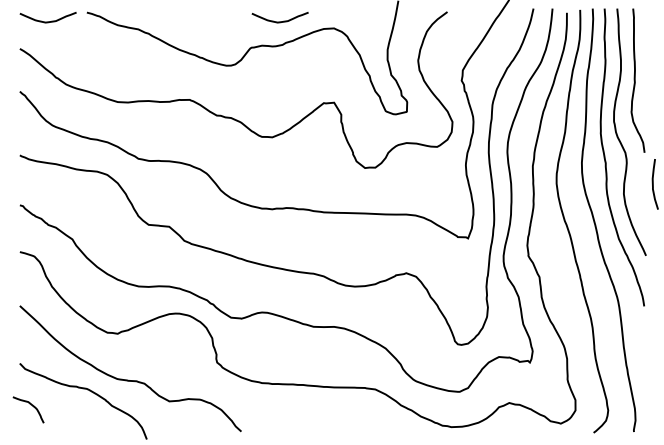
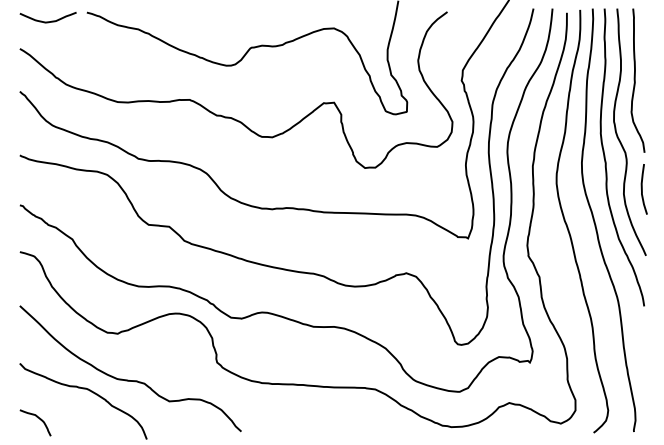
curve: present -> none (279, 21)
curve position: (653, 184) -> (642, 189) (642, 189)
curve position: (31, 405) -> (38, 418) (38, 418)
